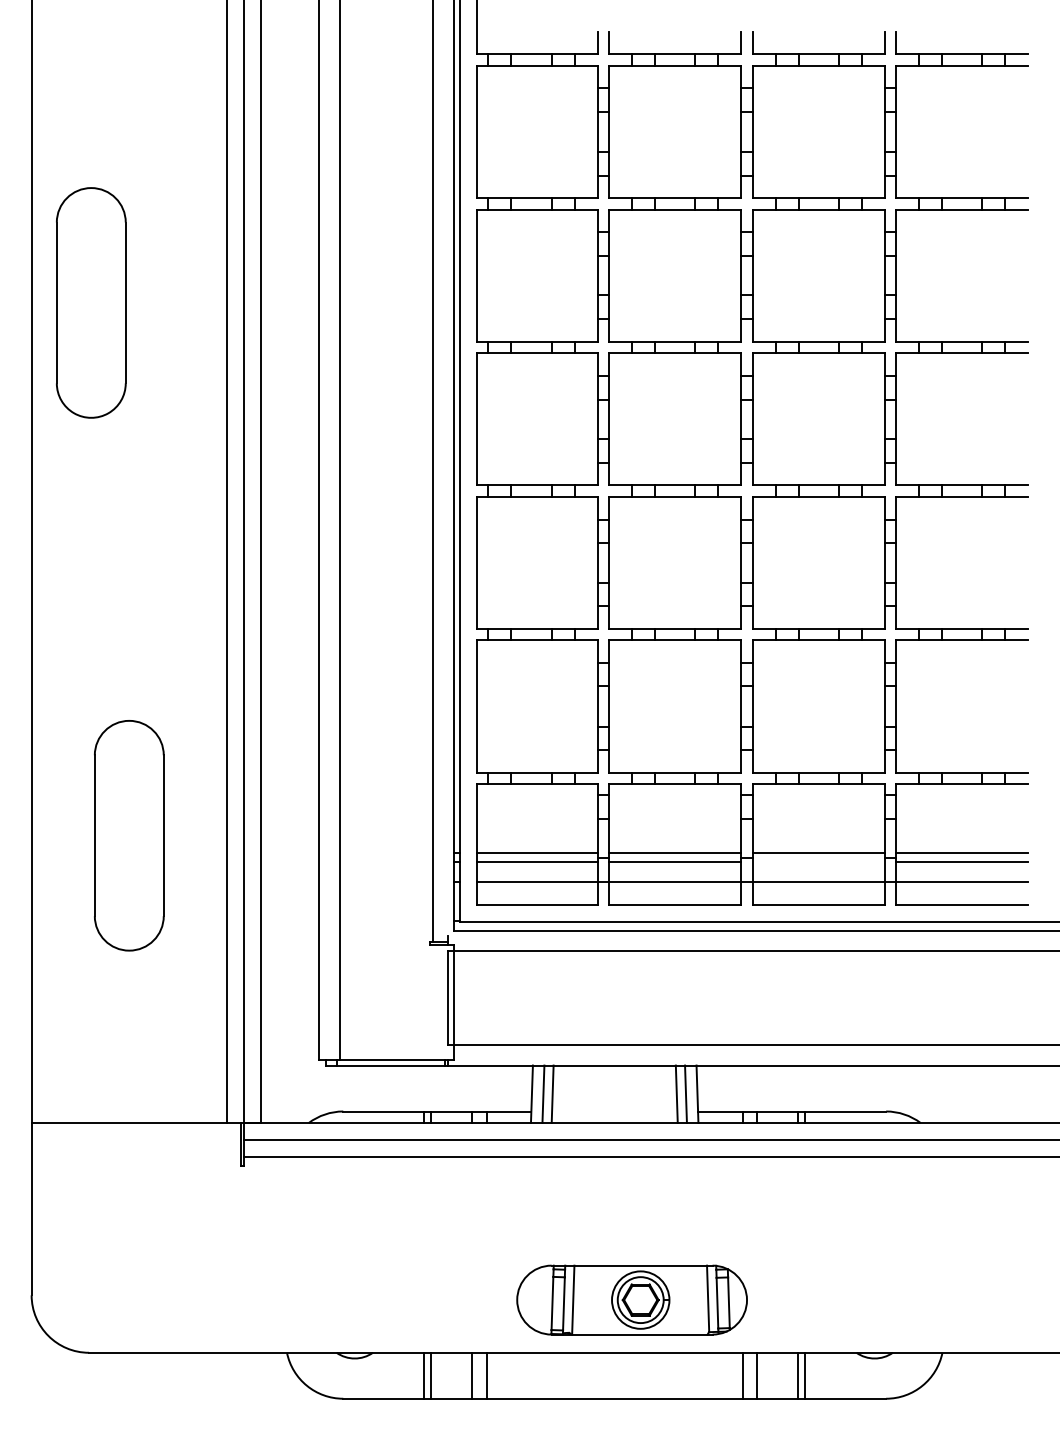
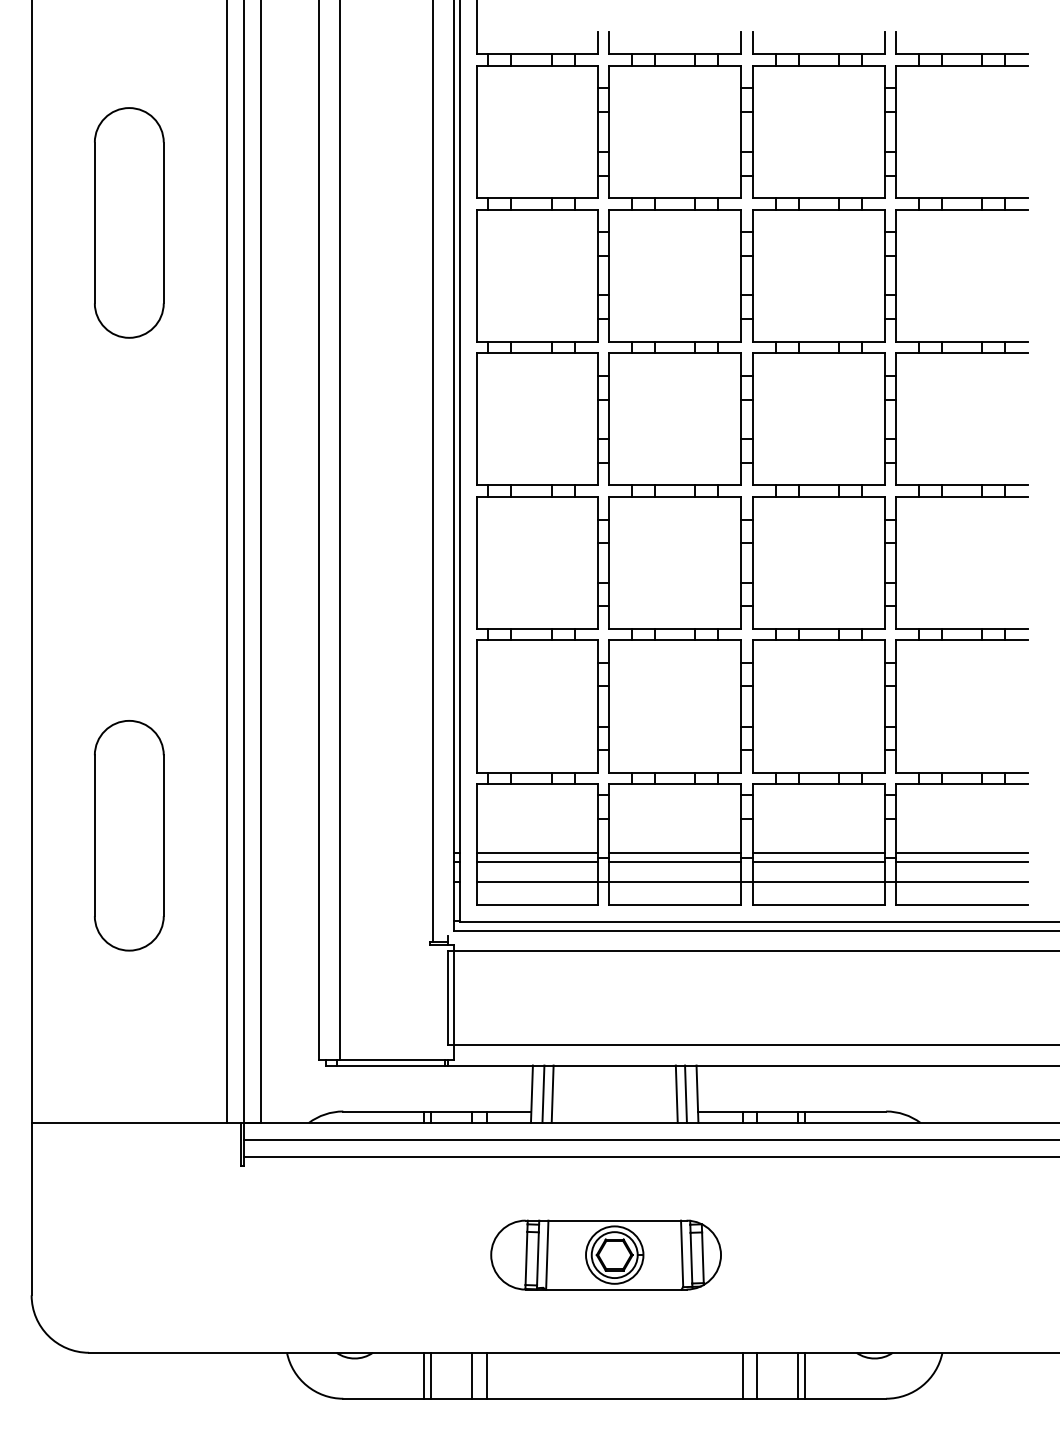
part position: (91, 302) -> (129, 222) (129, 222)
line: none -> present (818, 861)
part position: (631, 1299) -> (605, 1254) (605, 1254)
